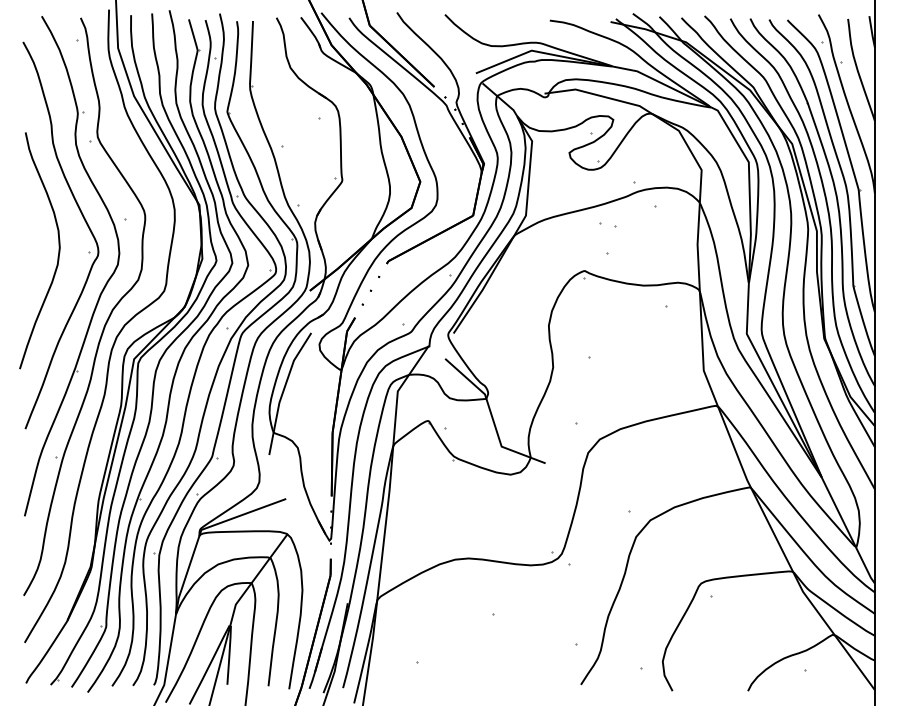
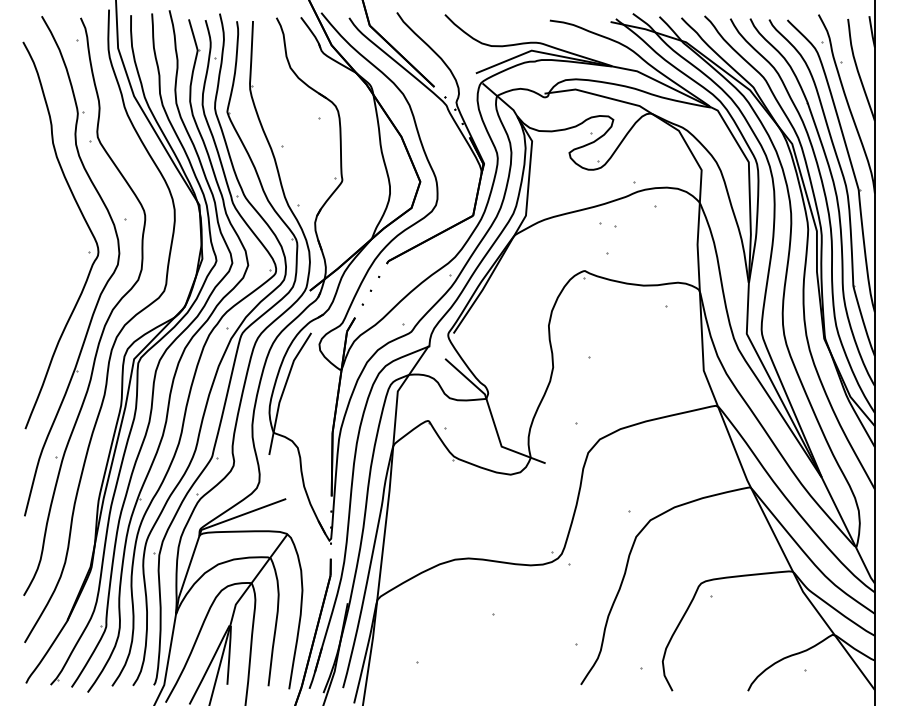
curve: present -> none (57, 256)
